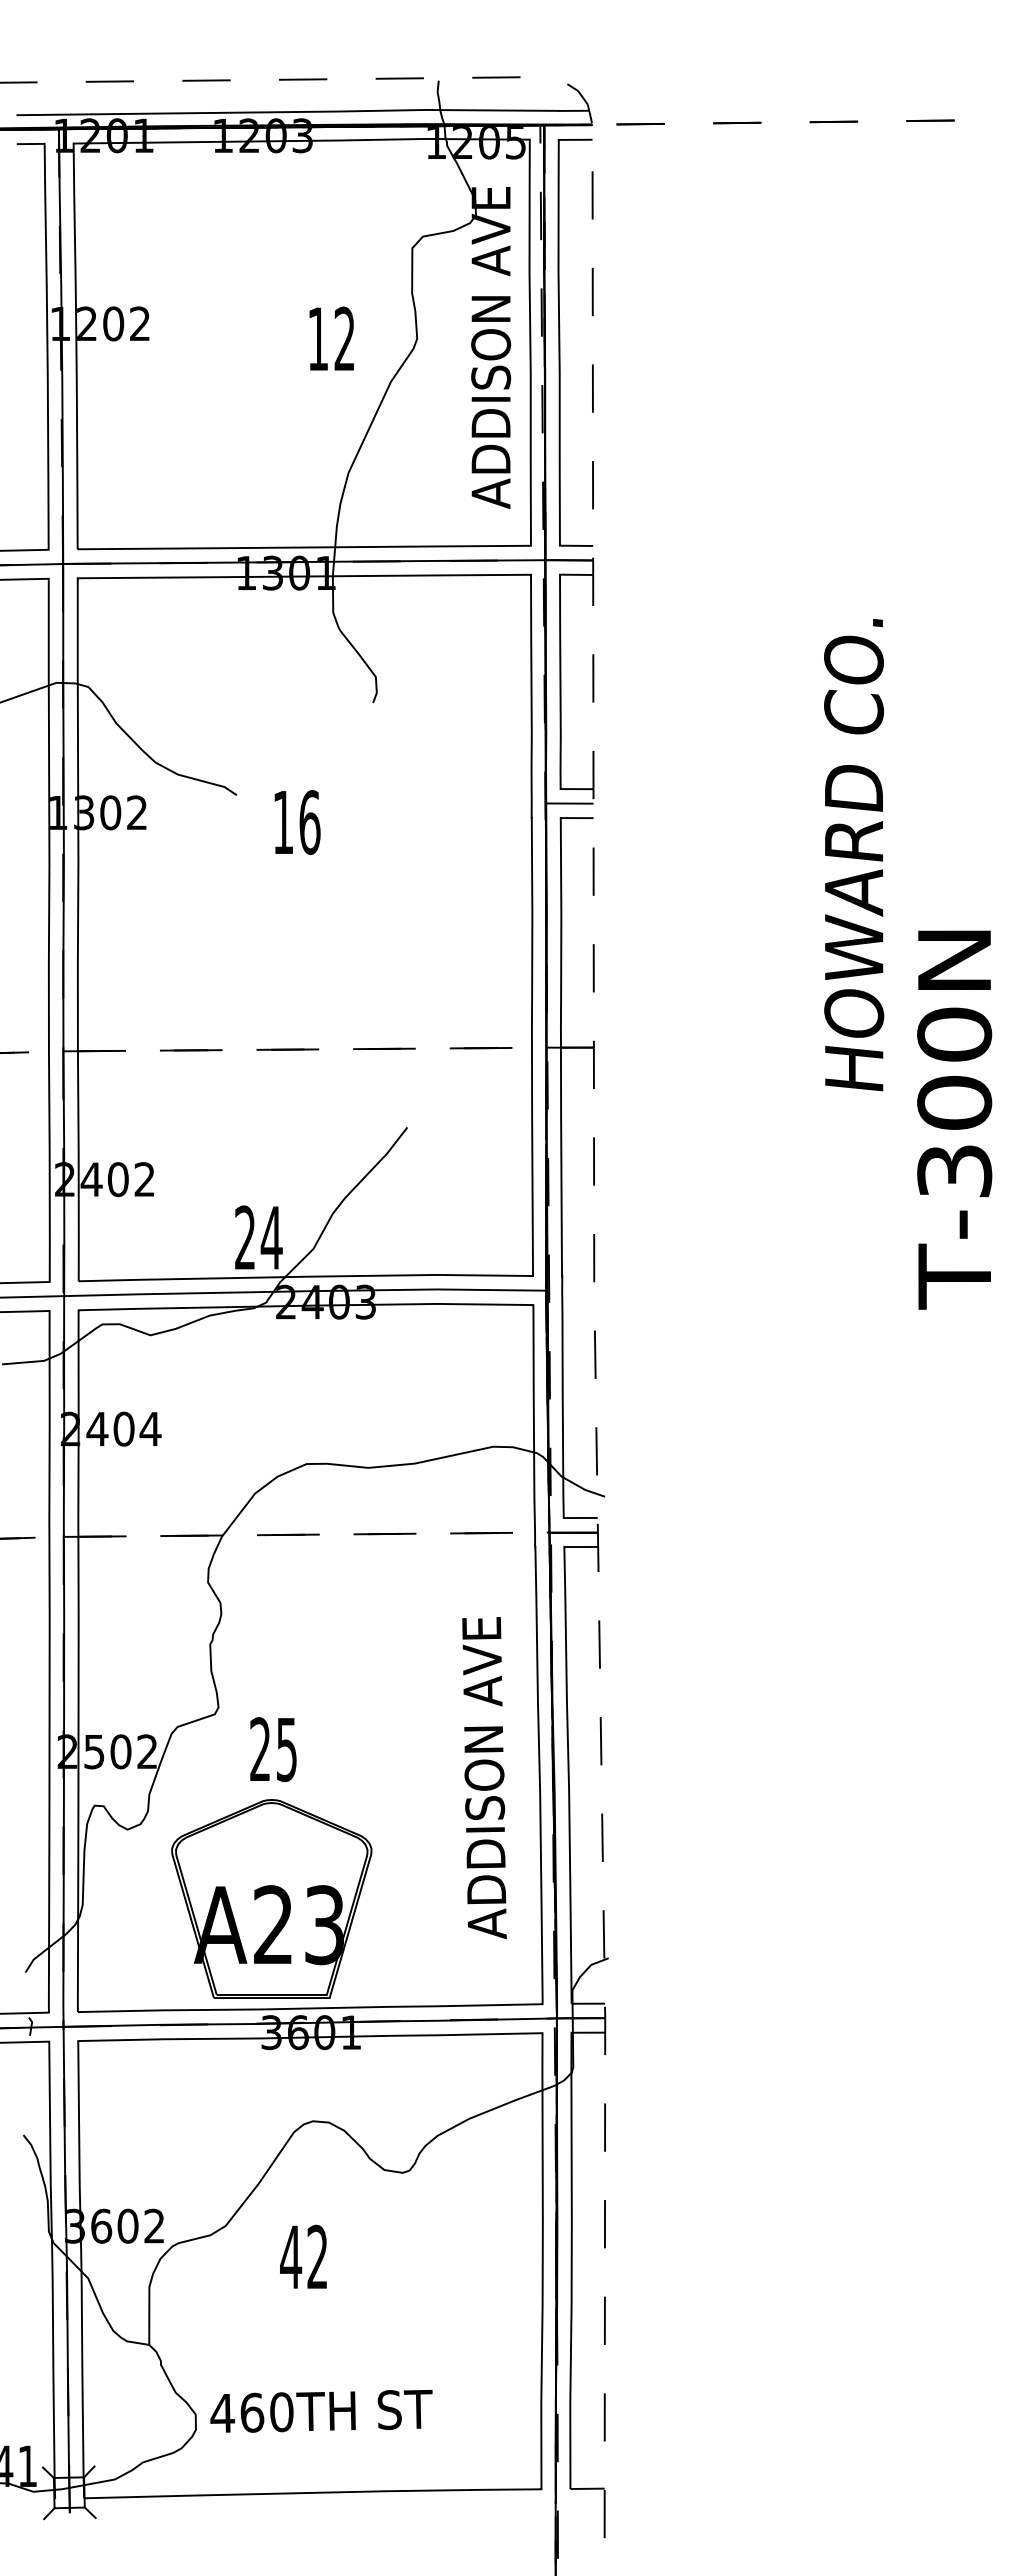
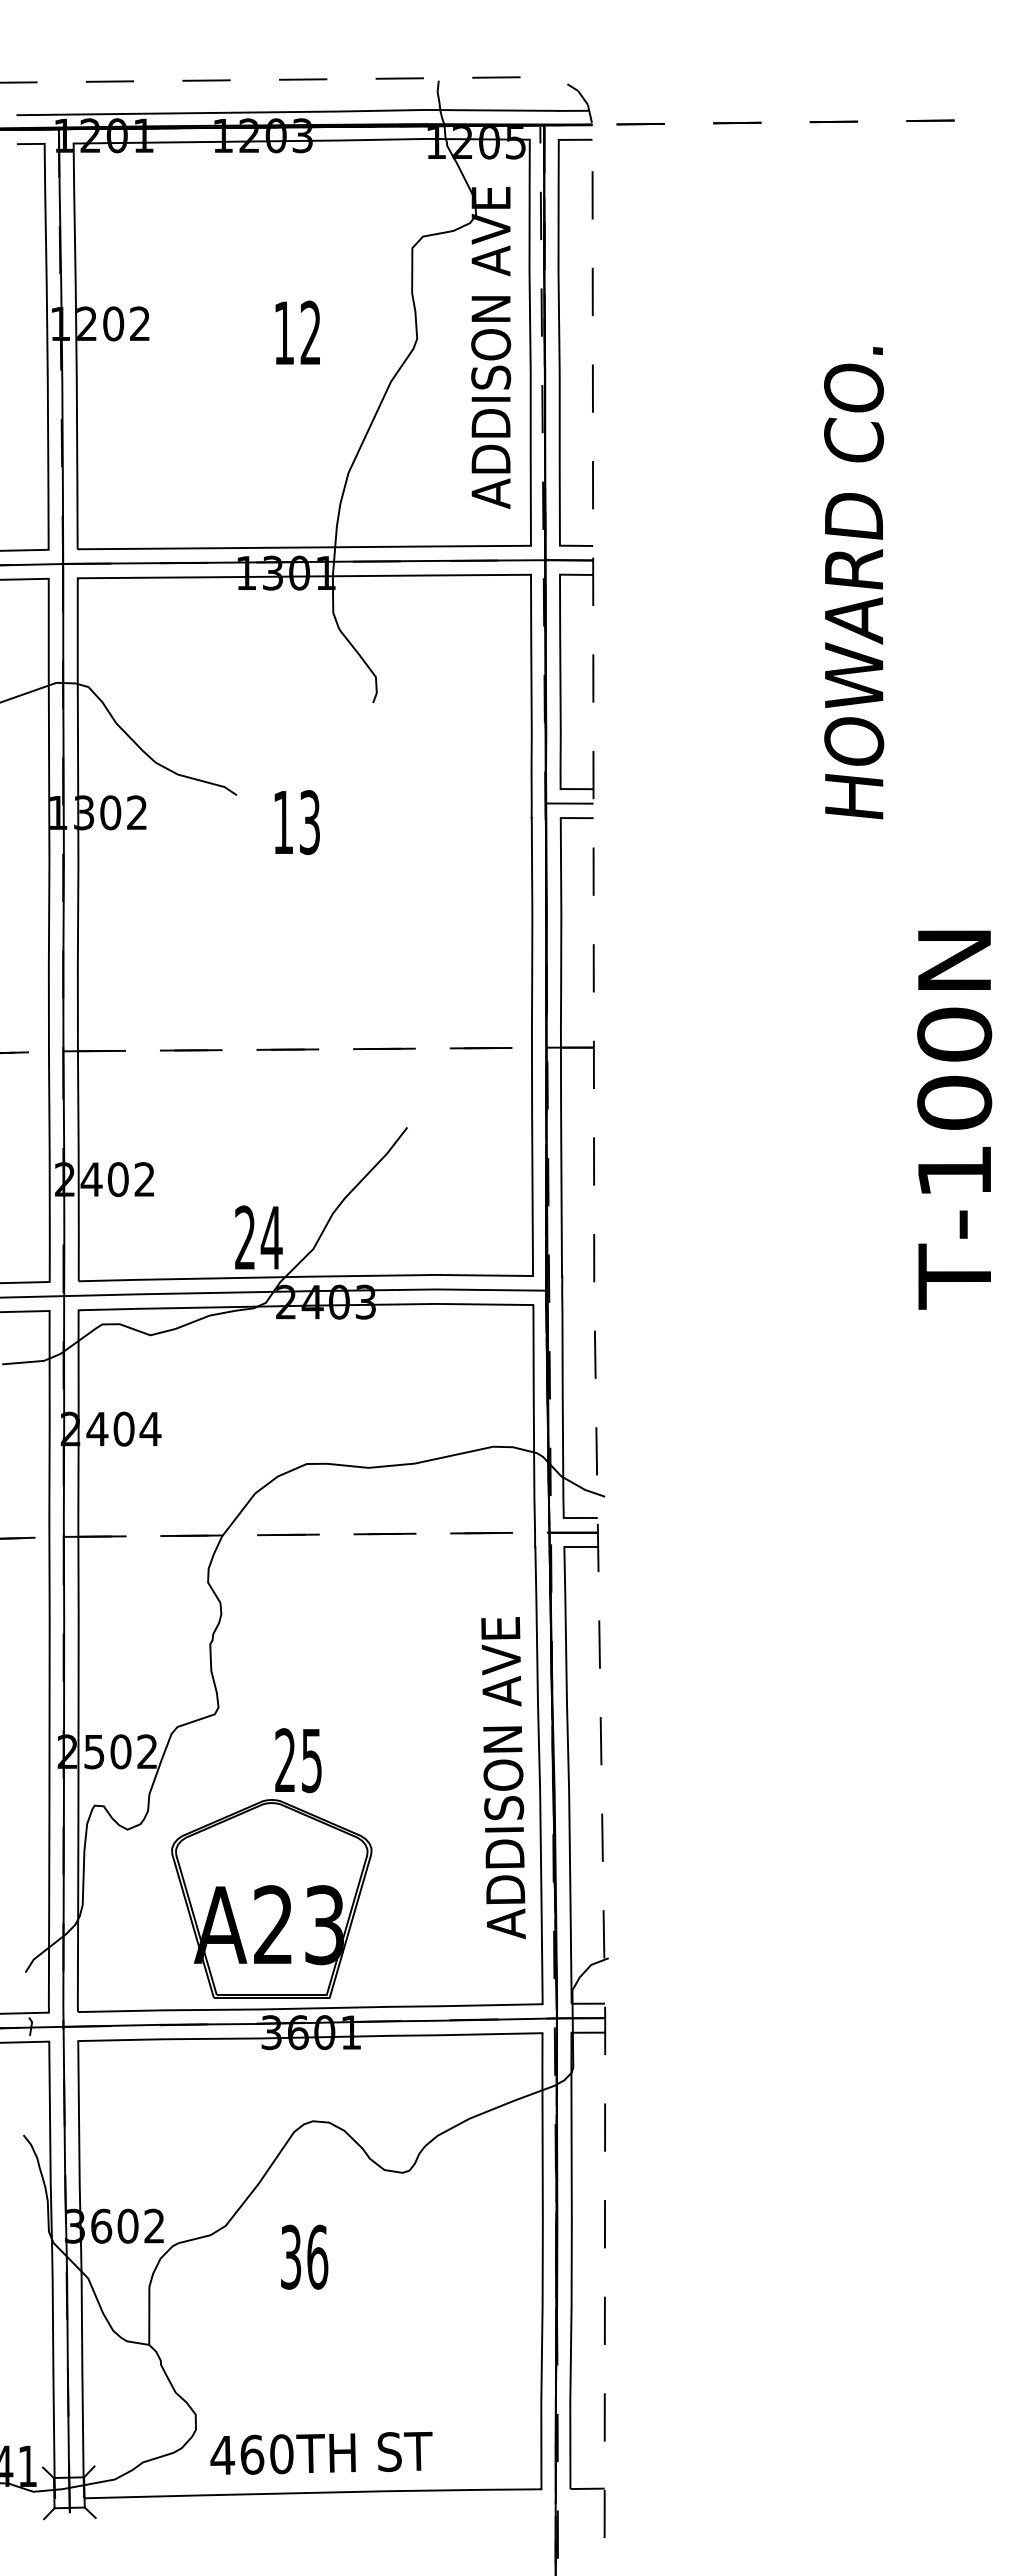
text position: (331, 338) -> (297, 332) (297, 332)
text: 16 -> 13 (309, 822)
text position: (854, 855) -> (854, 583) (854, 583)
text: T-300N -> T-100N (954, 1171)
text position: (273, 1749) -> (298, 1760) (298, 1760)
text position: (484, 1778) -> (503, 1778) (503, 1778)
text: 42 -> 36 (304, 2256)
text position: (321, 2410) -> (321, 2452) (321, 2452)
